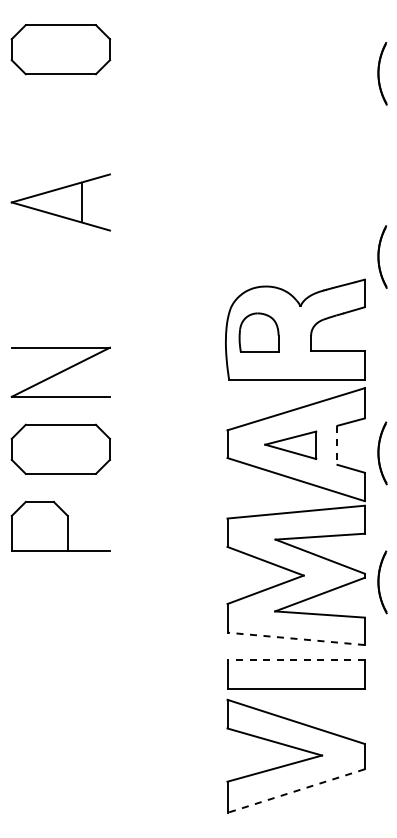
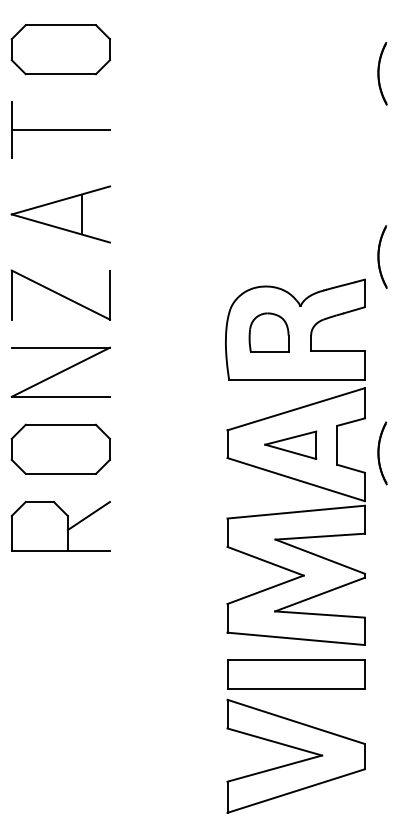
part: none -> present (60, 129)
part position: (60, 202) -> (60, 214) (60, 214)
part: none -> present (60, 294)
part position: (258, 332) -> (268, 332) (268, 332)
line: dashed -> solid (337, 445)
line: none -> present (88, 515)
part: present -> none (382, 582)
line: dashed -> solid (296, 638)
line: dashed -> solid (296, 660)
line: dashed -> solid (295, 791)
